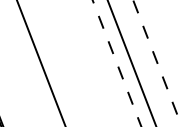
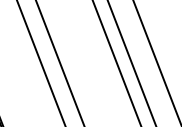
line: none -> present (59, 62)
line: dashed -> solid (116, 63)
line: dashed -> solid (157, 64)
